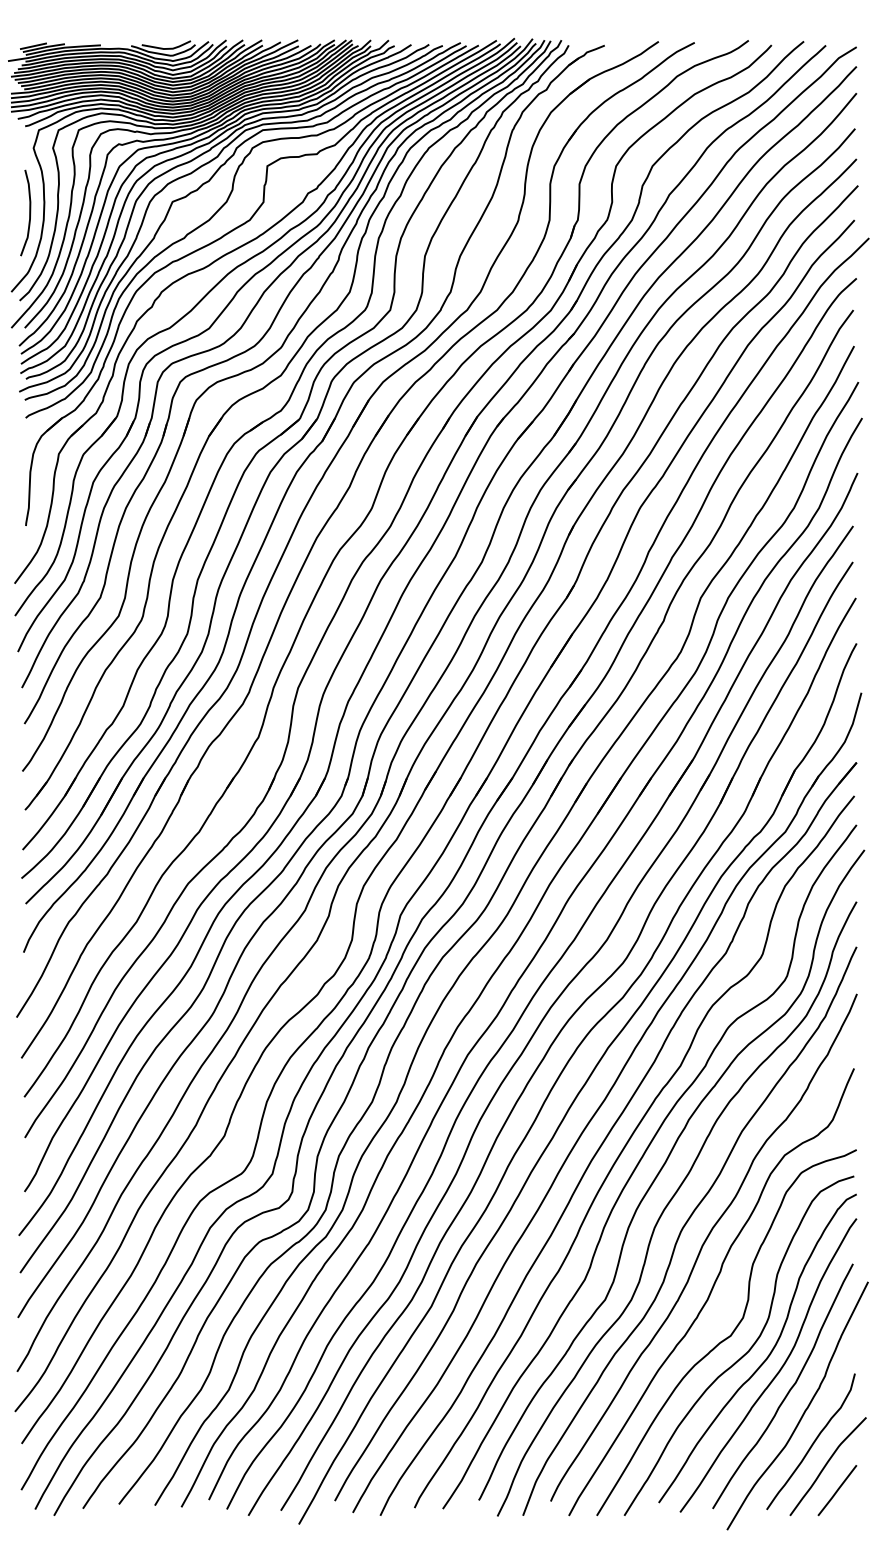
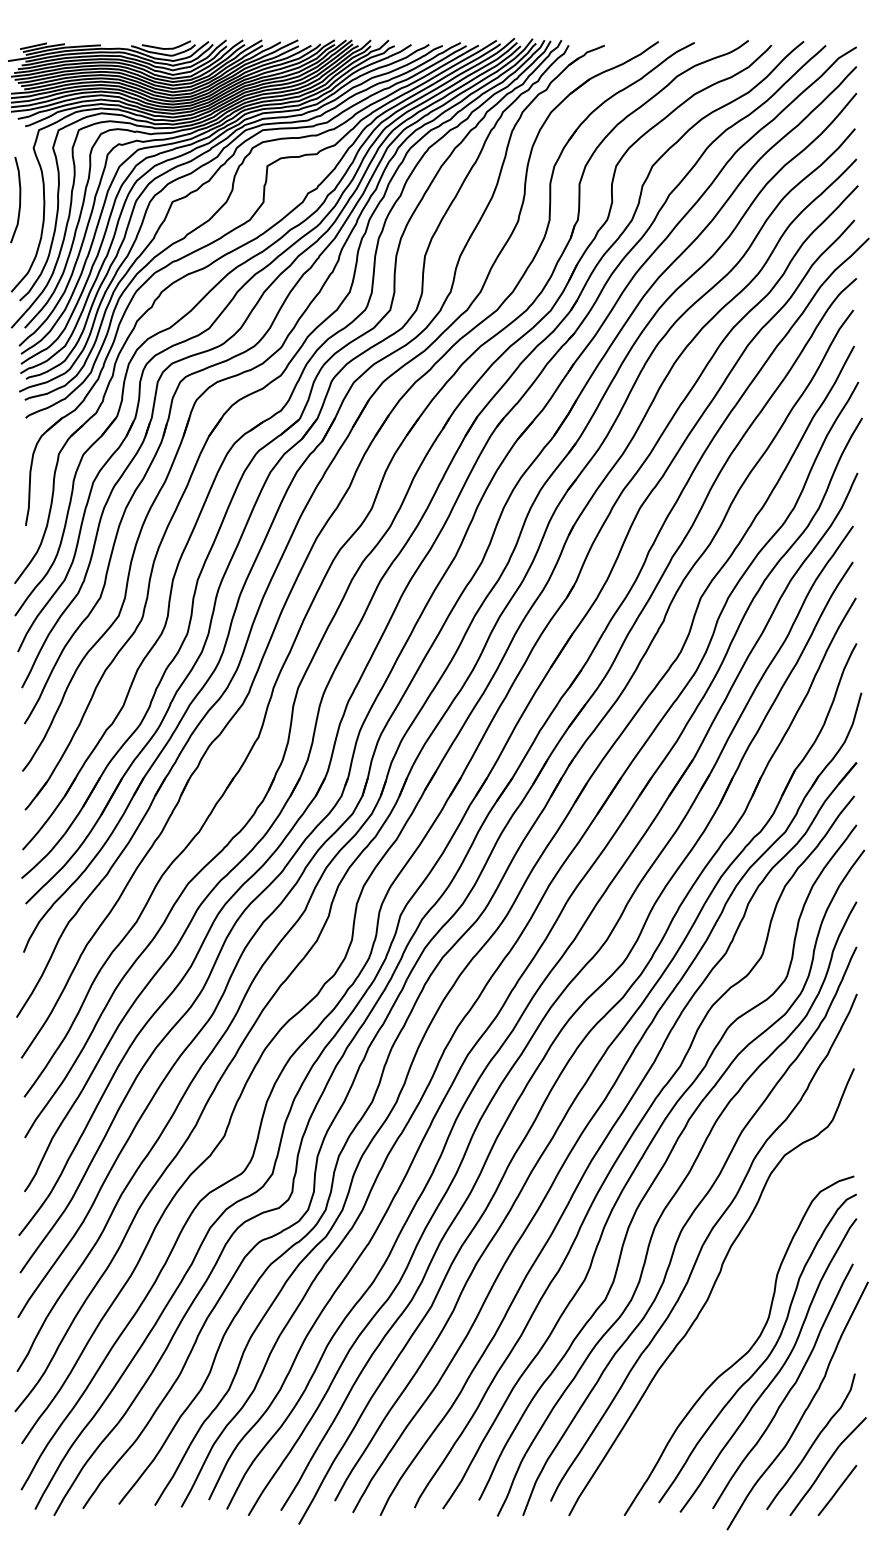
curve position: (29, 212) -> (19, 199) (19, 199)
curve: present -> none (727, 1336)
